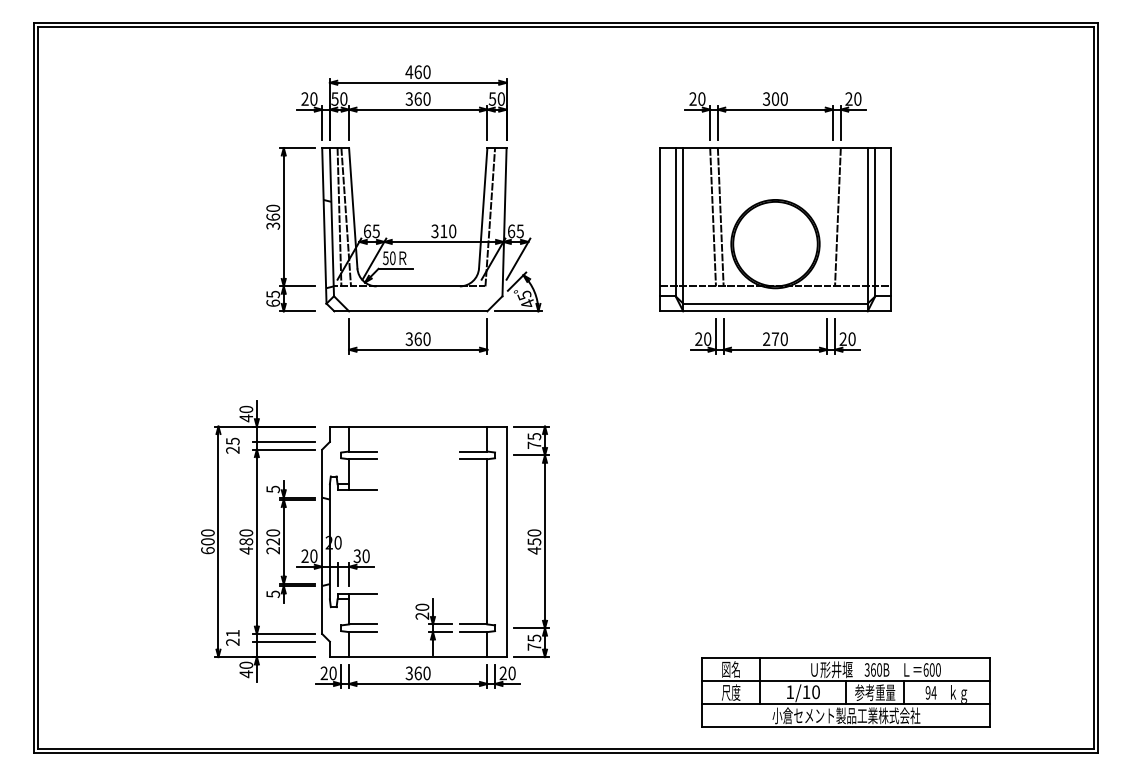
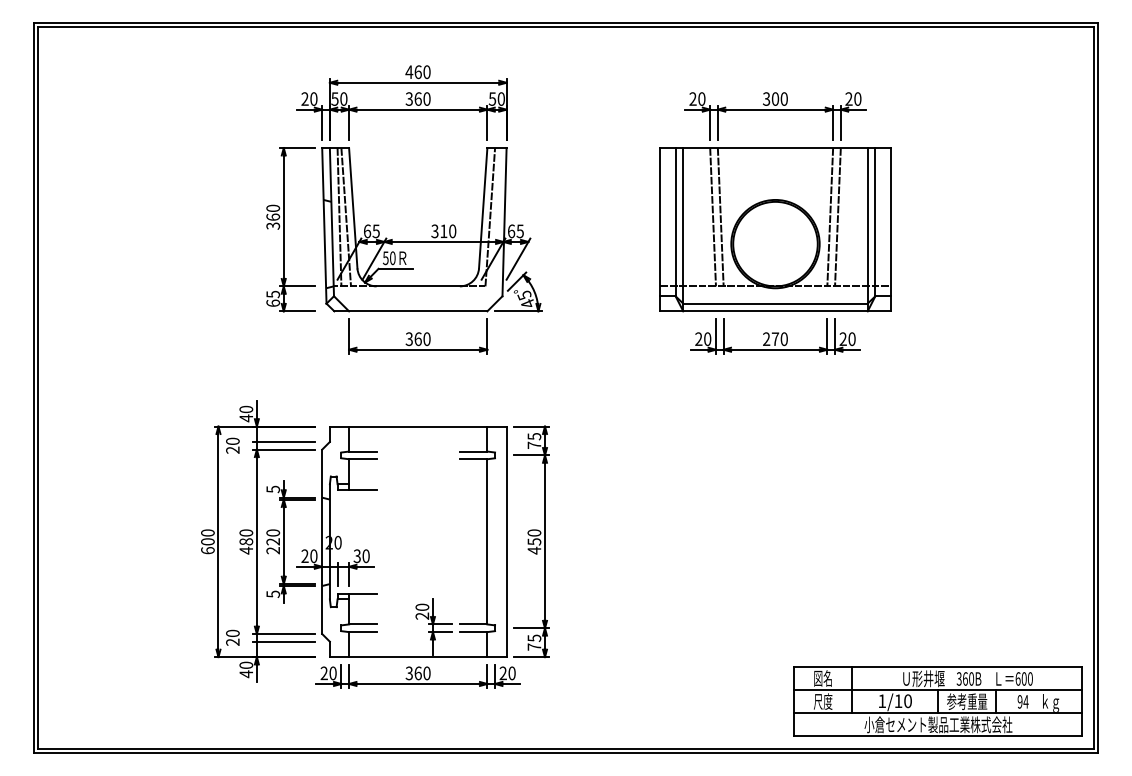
line: none -> present (830, 217)
text: 25 -> 20 (232, 441)
text: 21 -> 20 (232, 632)
part position: (845, 692) -> (937, 701) (937, 701)
